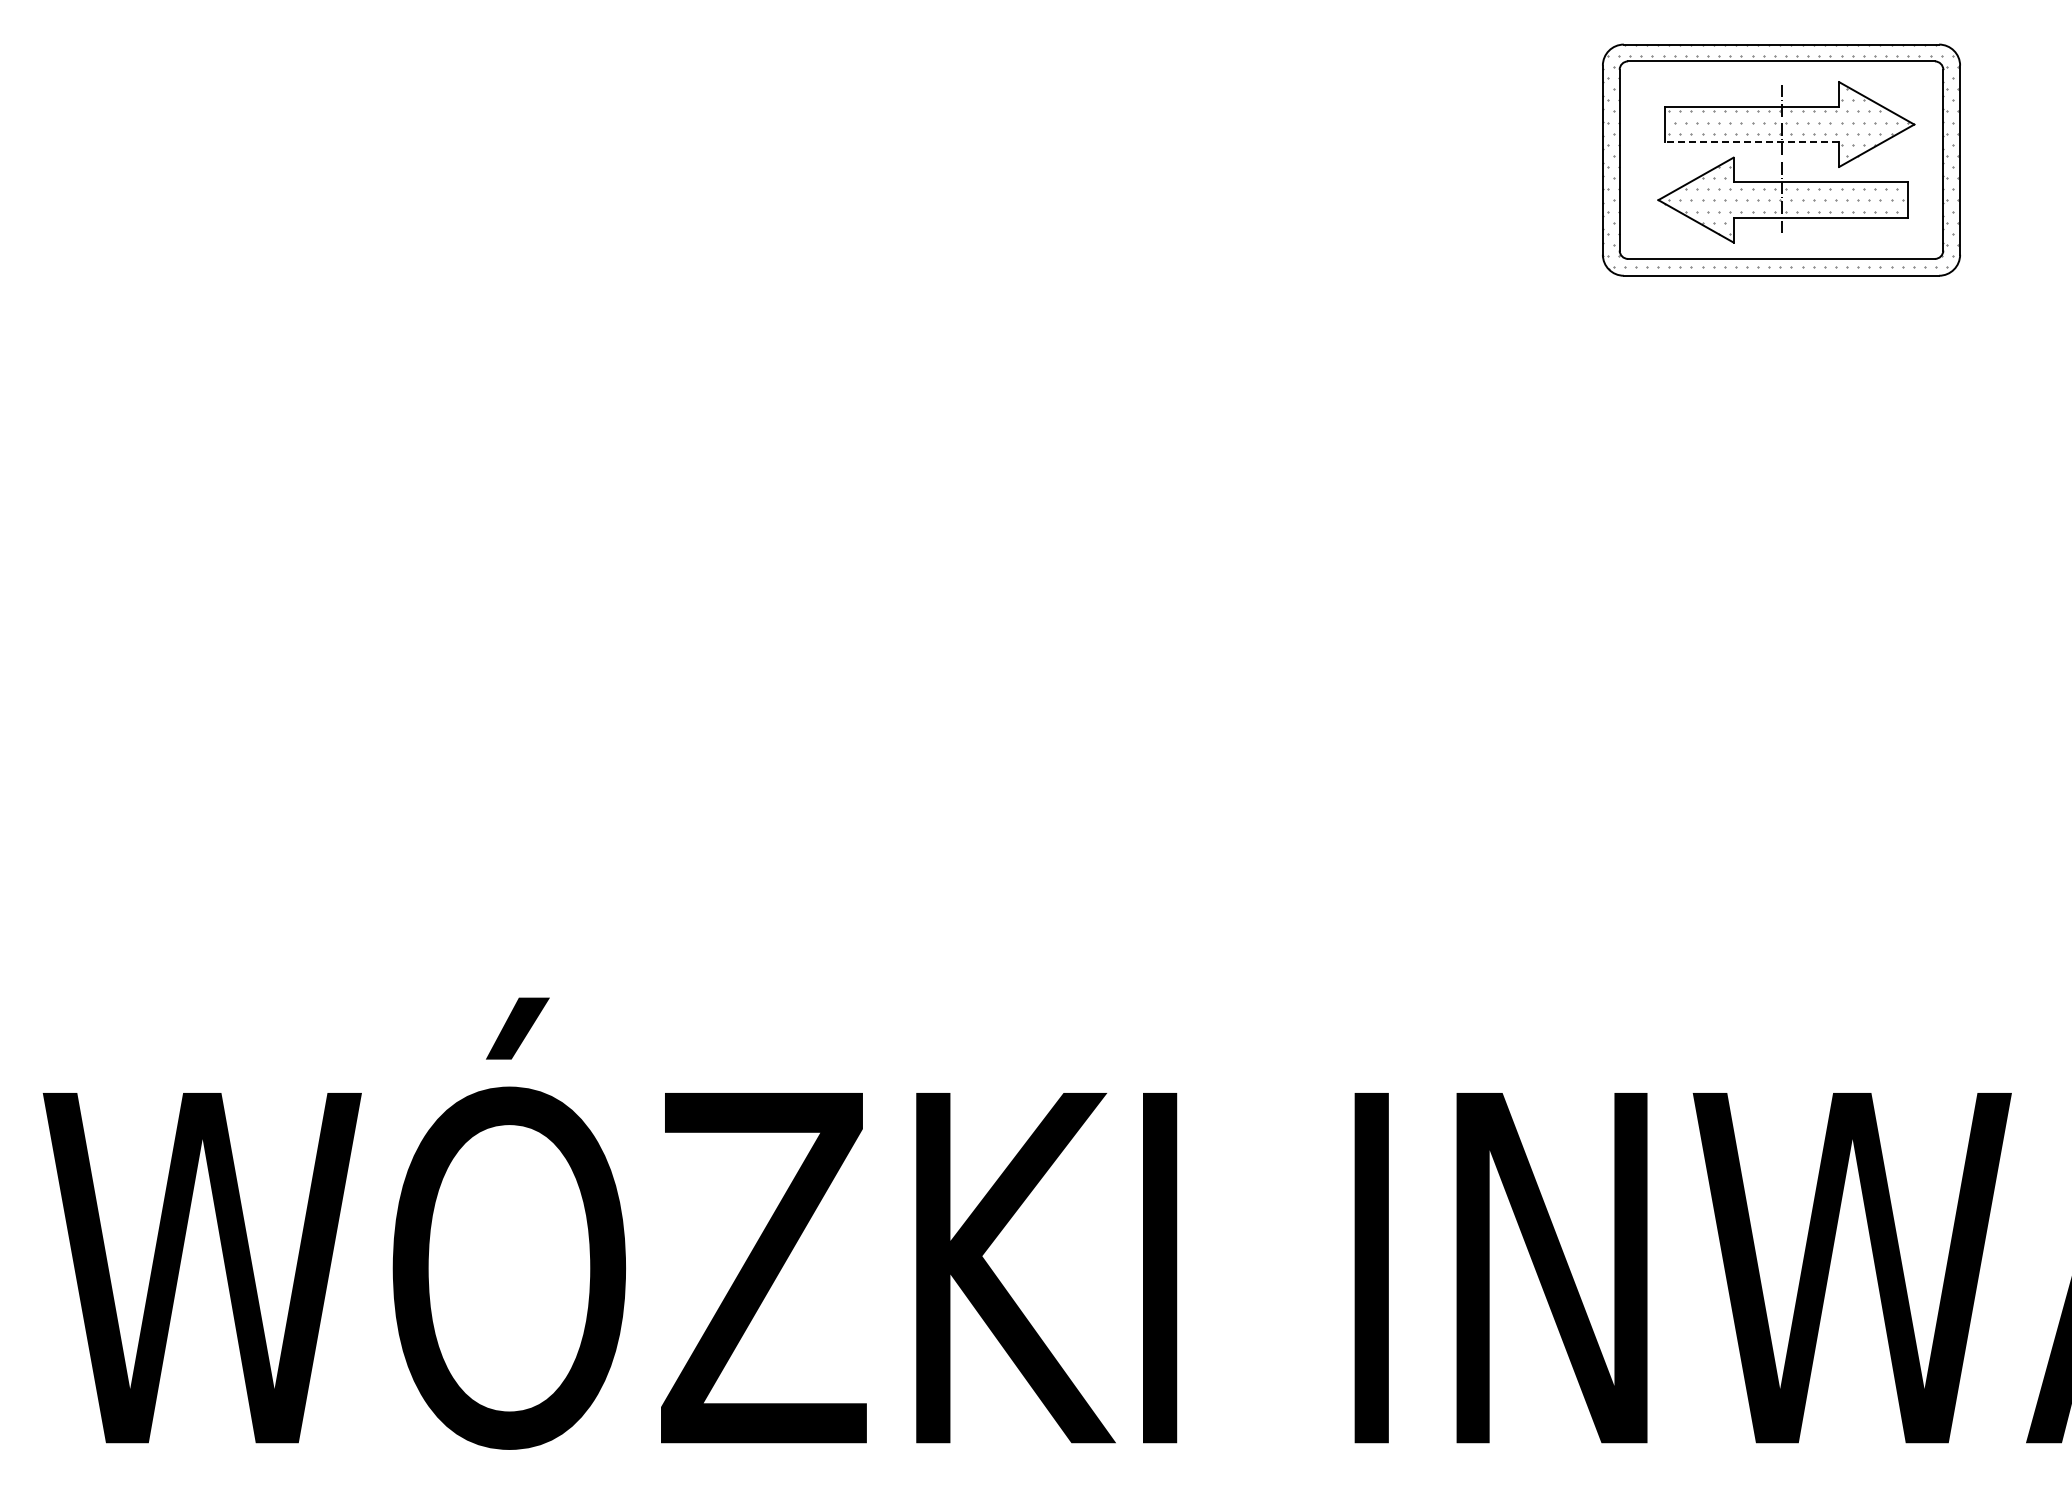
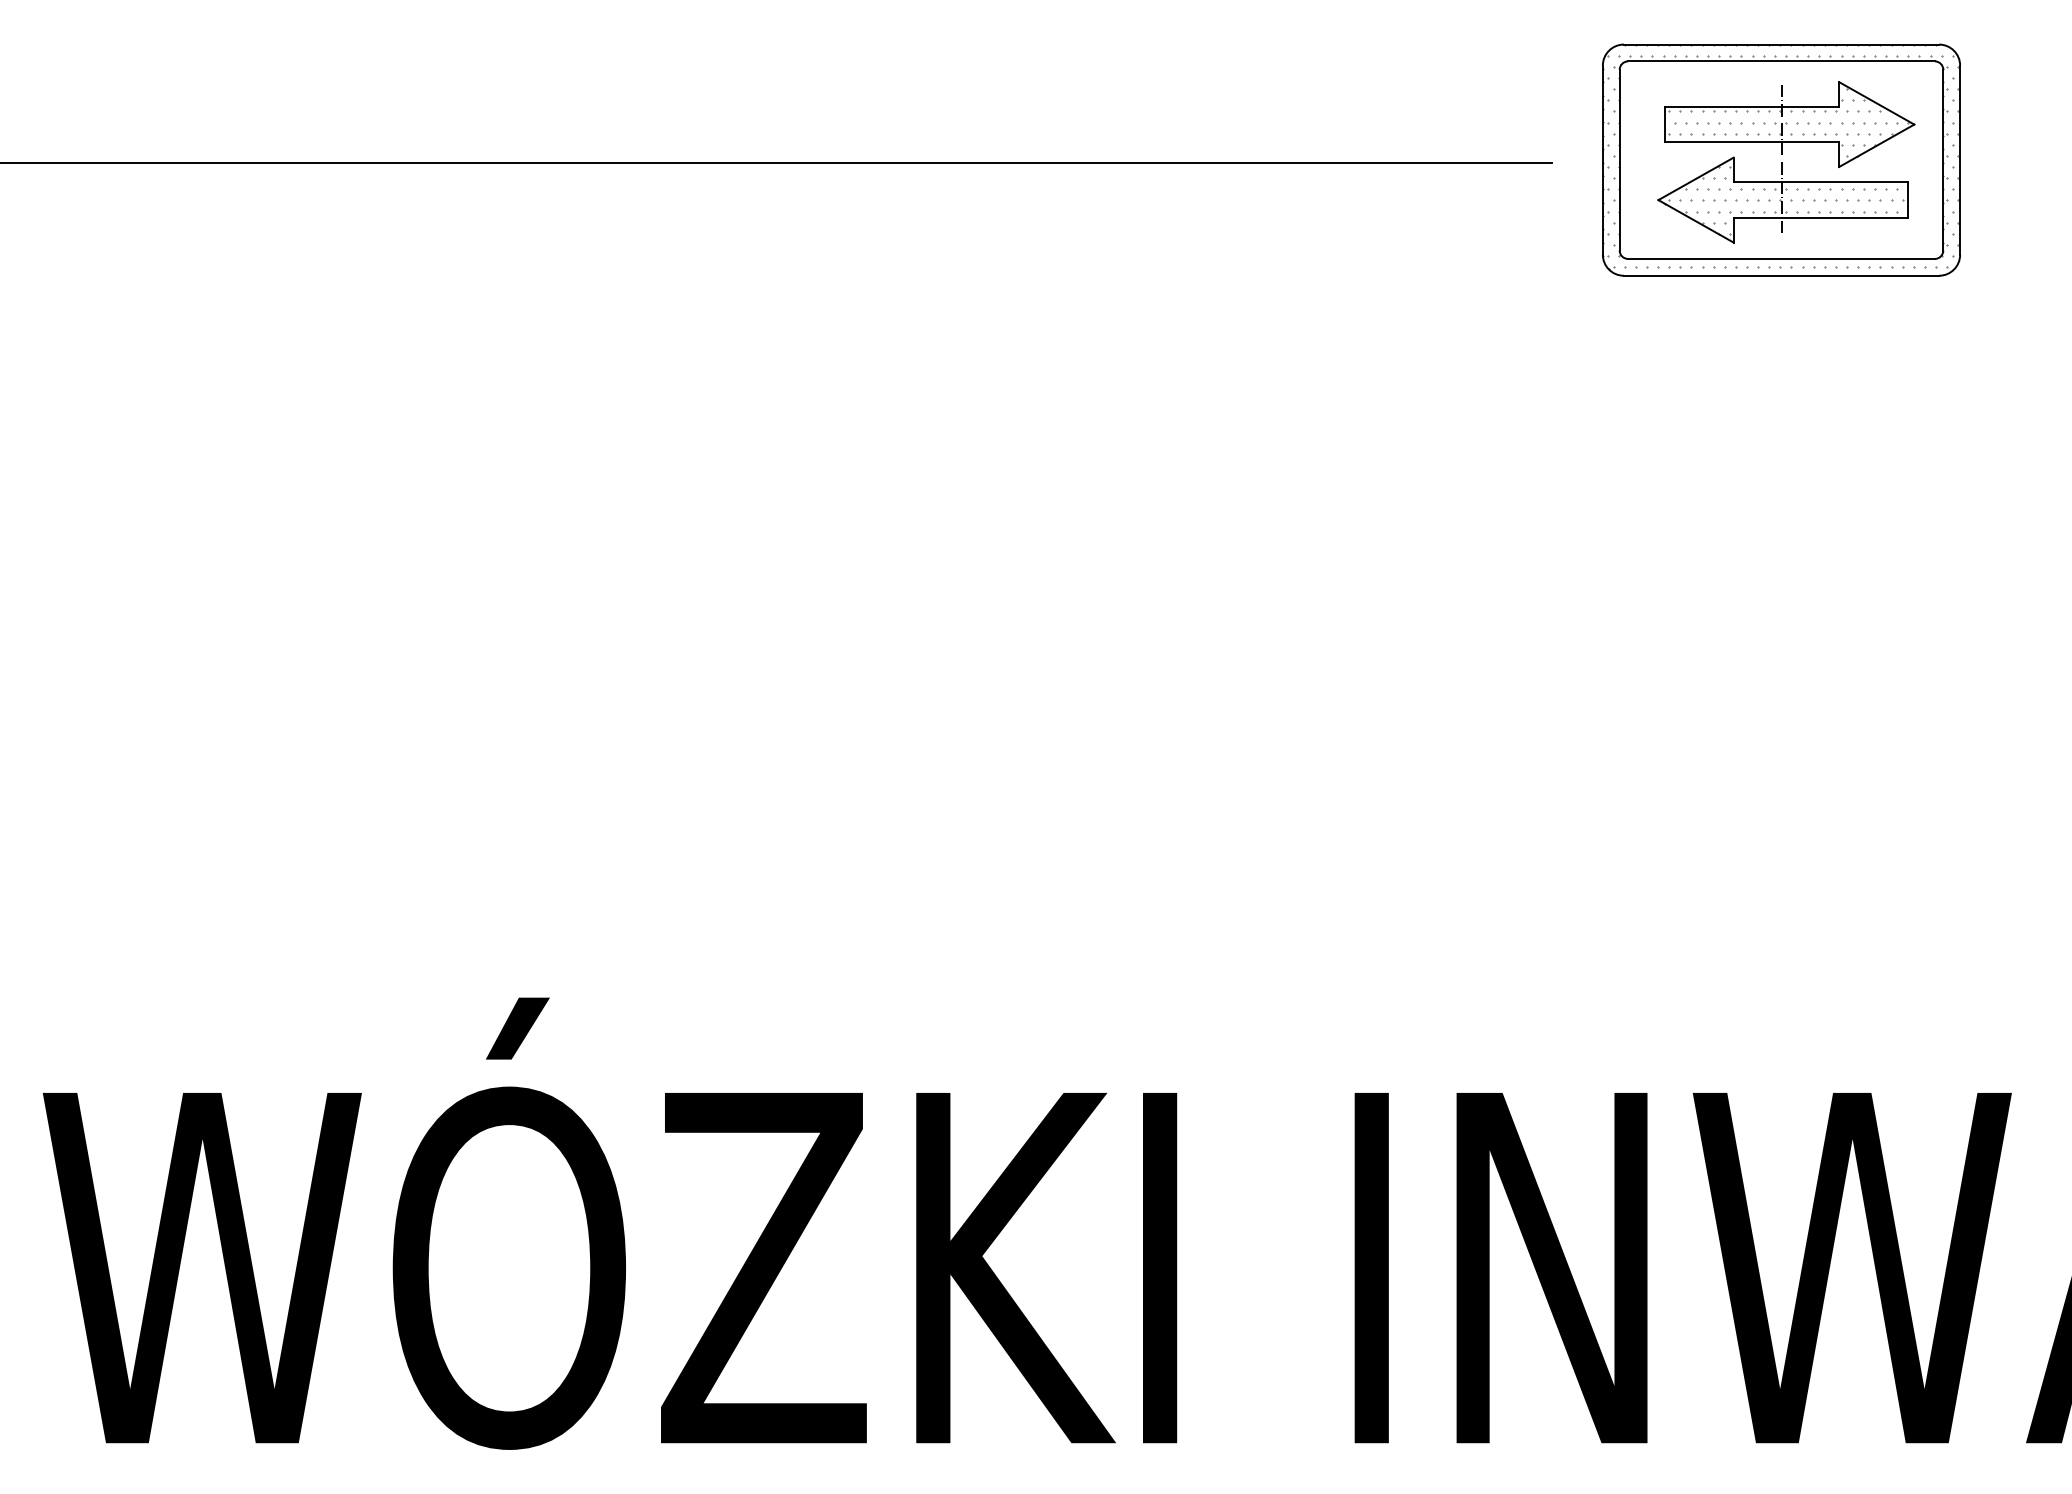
line: dashed -> solid (1751, 142)
line: none -> present (776, 162)
